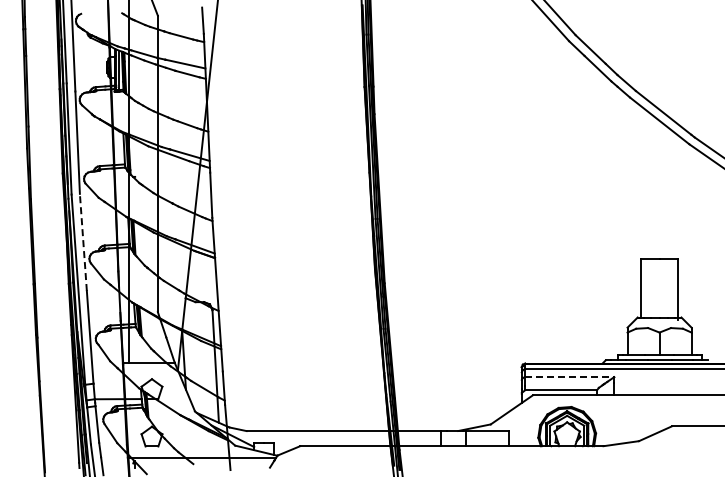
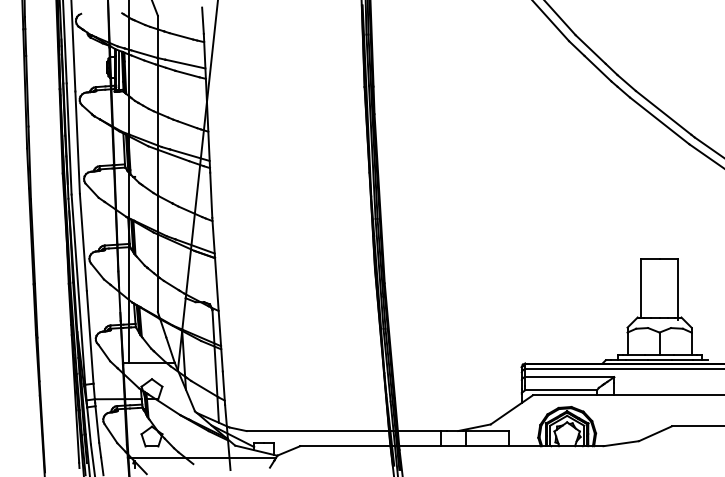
line: dashed -> solid (83, 242)
line: dashed -> solid (569, 377)
